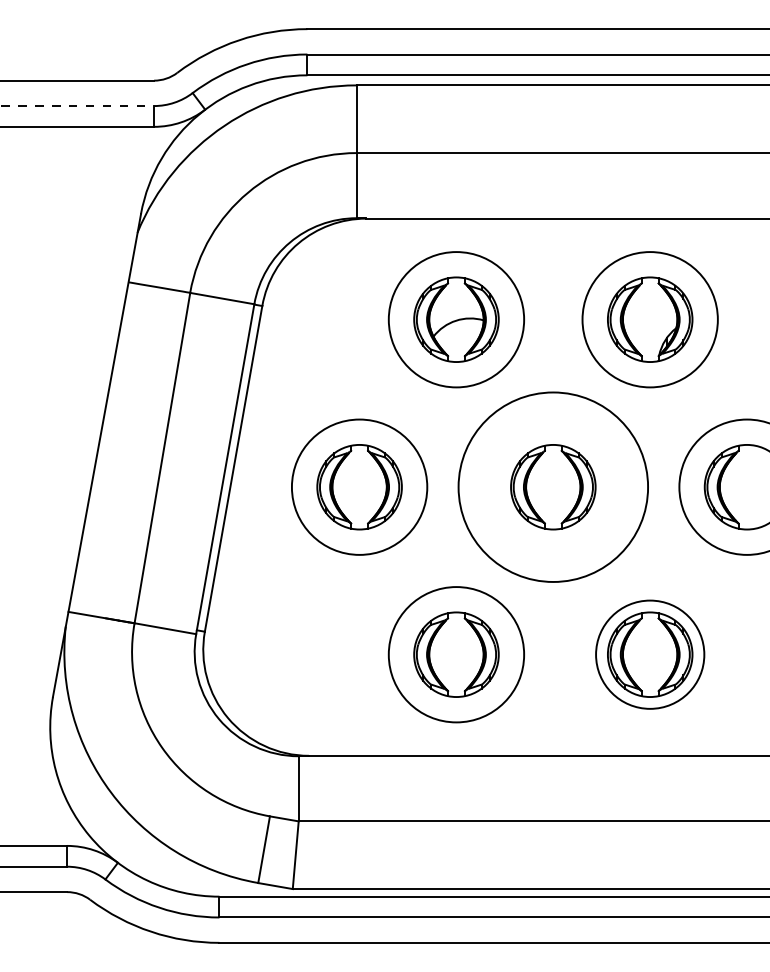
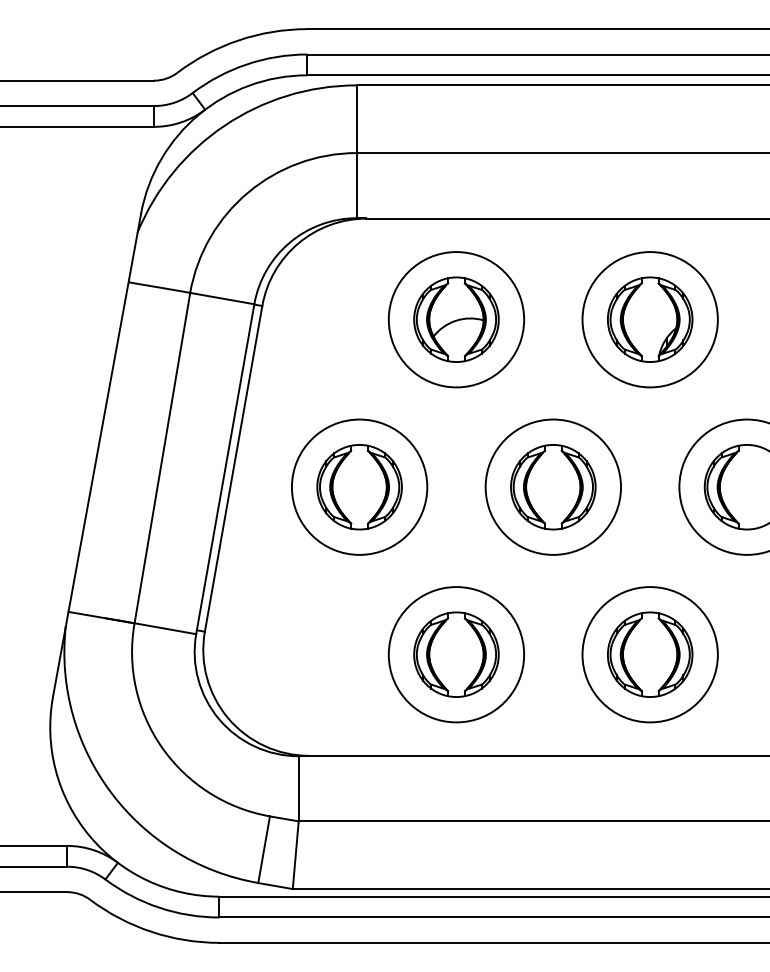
line: dashed -> solid (77, 106)
circle diameter: 189 px -> 135 px (553, 486)
circle diameter: 108 px -> 135 px (649, 654)
